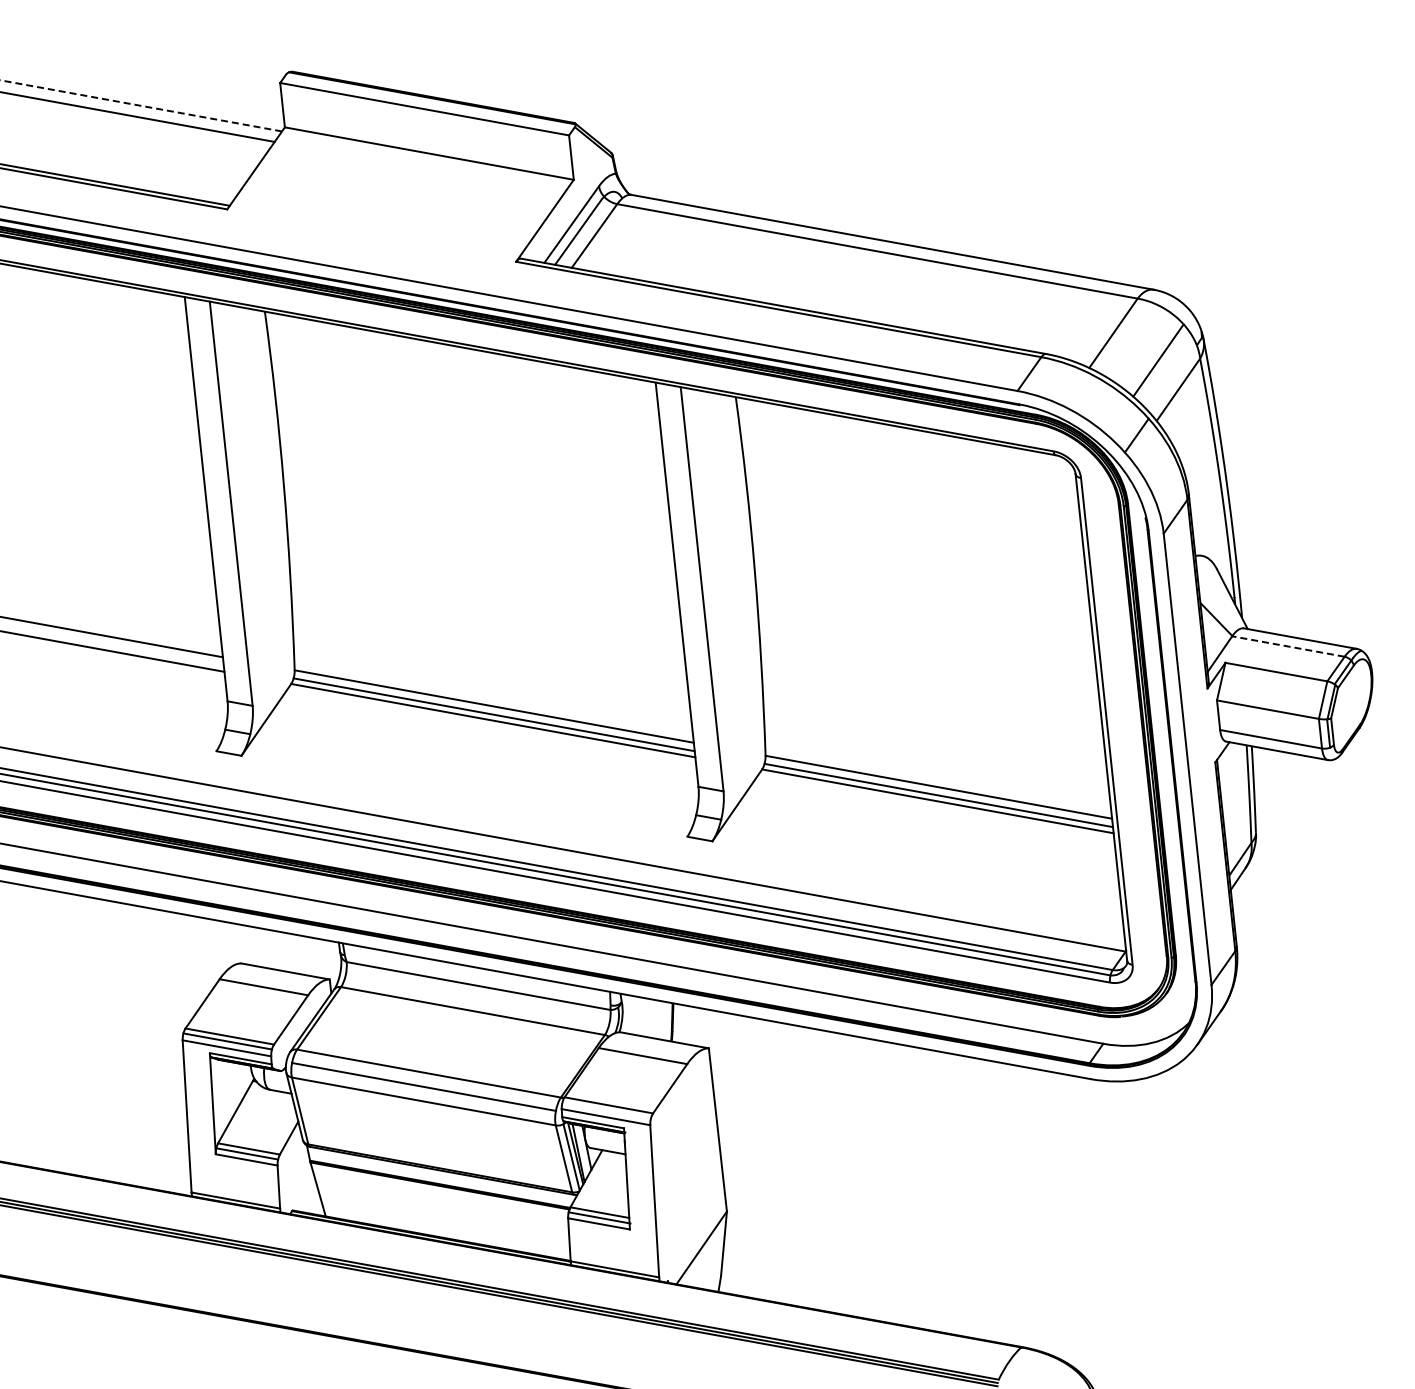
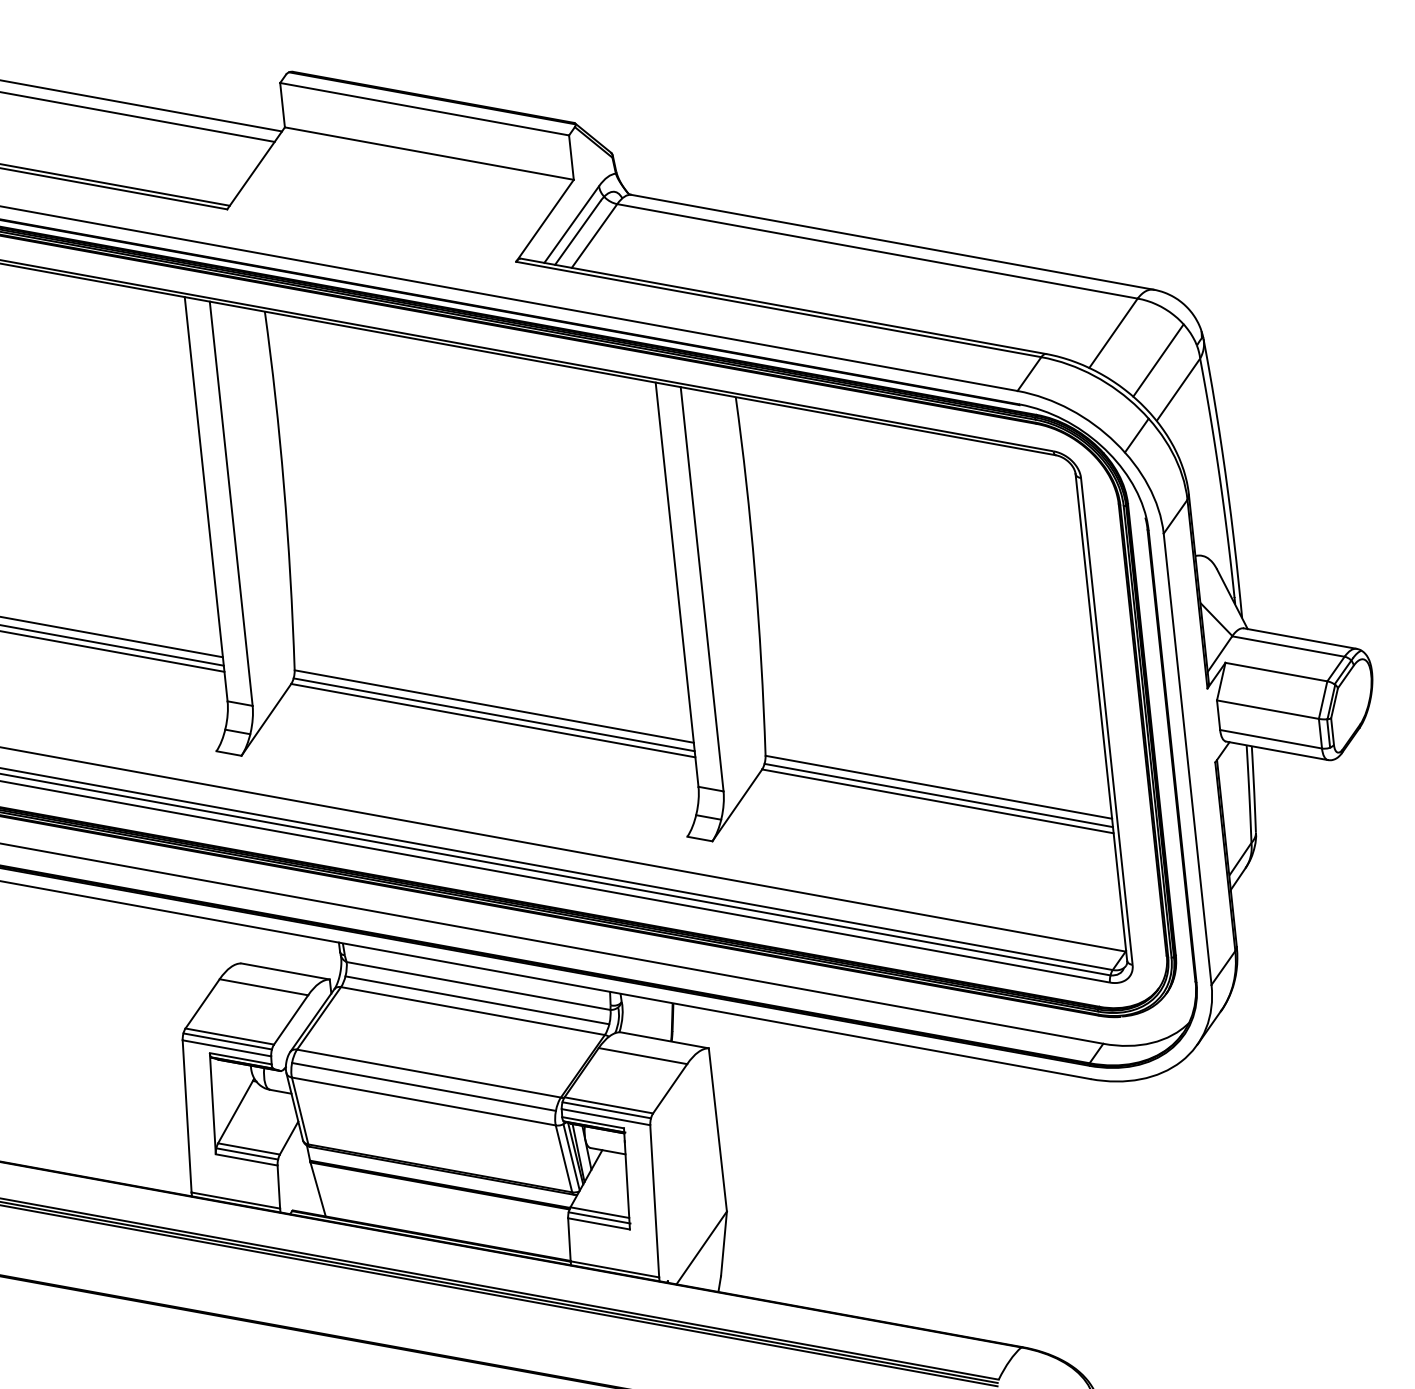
line: dashed -> solid (140, 105)
line: none -> present (112, 645)
line: dashed -> solid (1287, 646)
line: none -> present (477, 1000)
line: none -> present (606, 1110)
